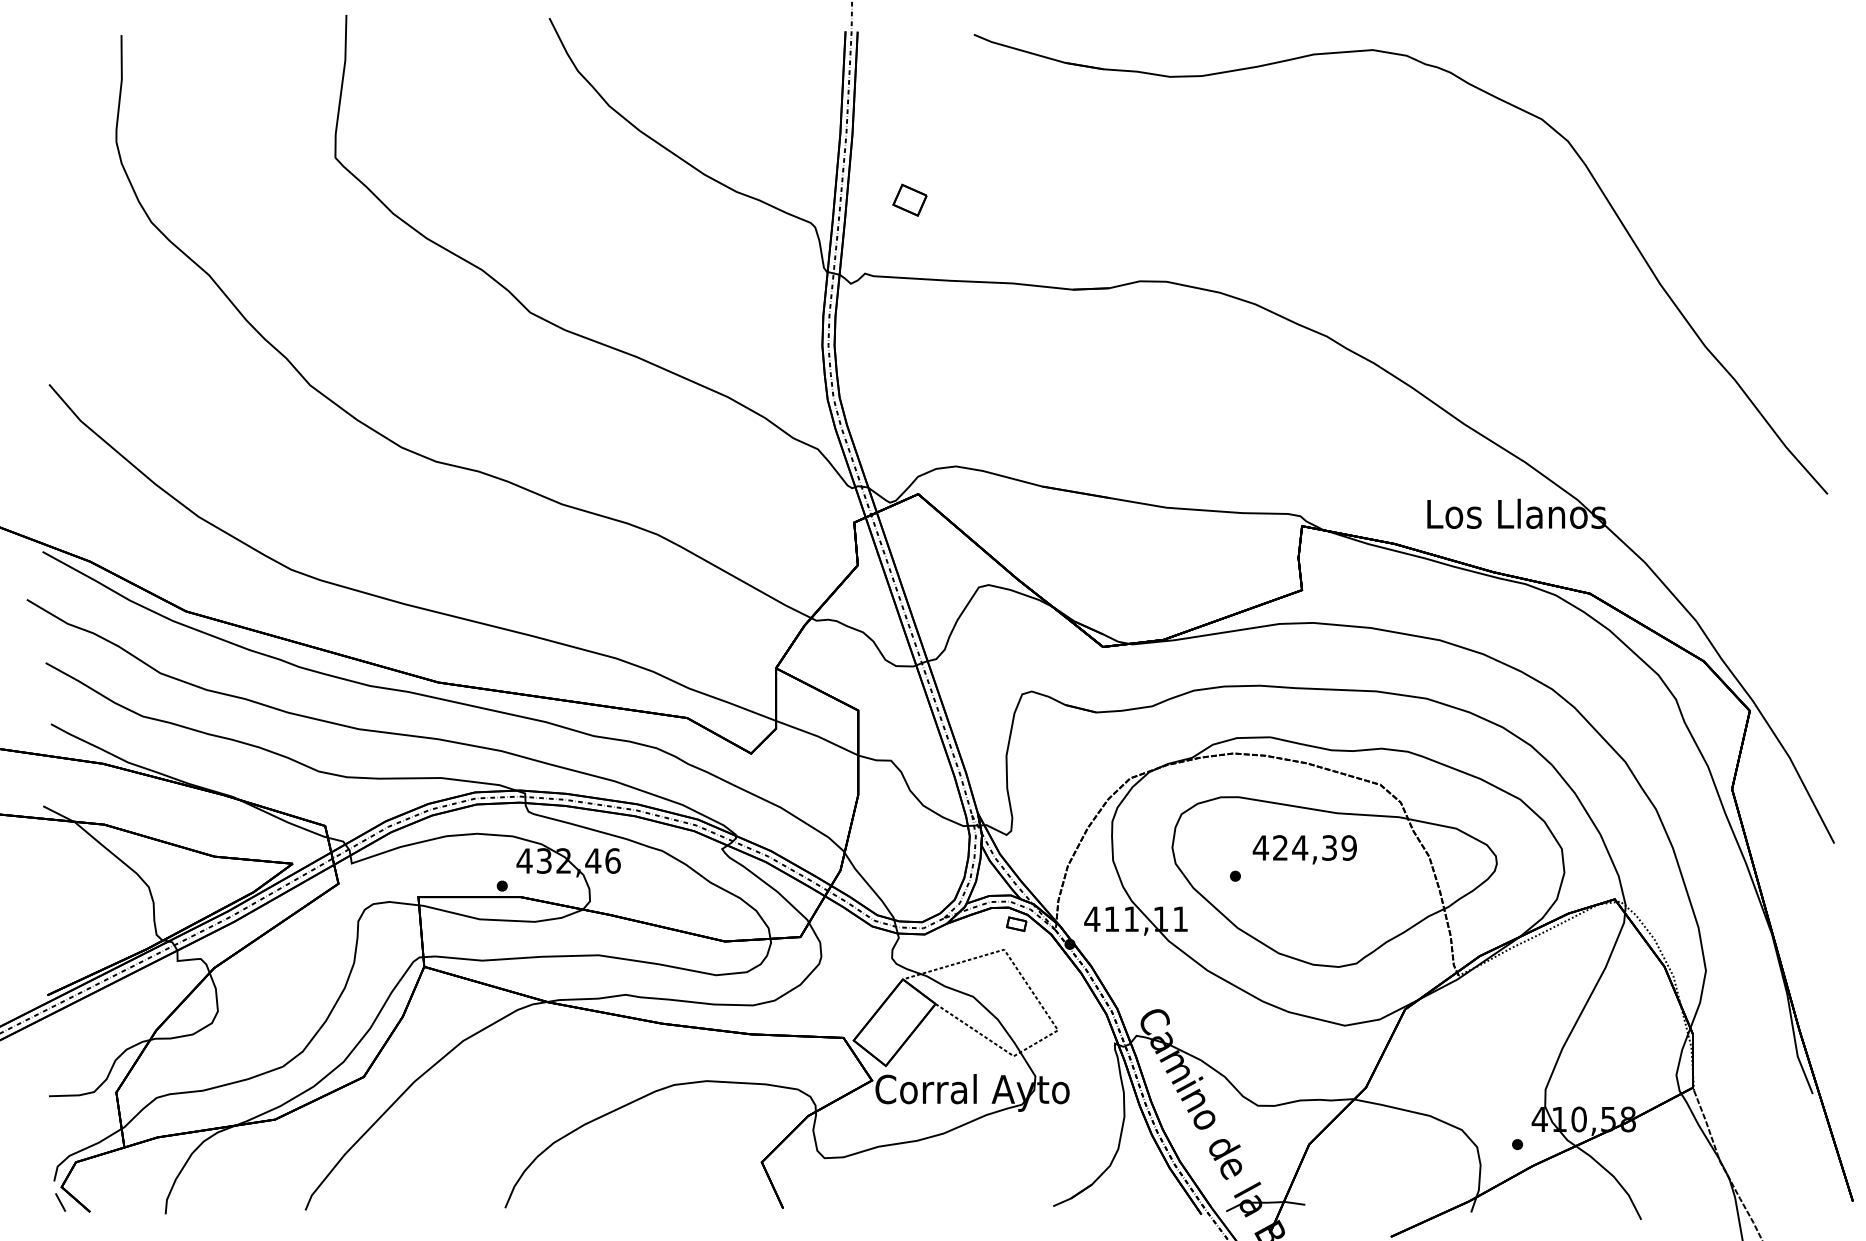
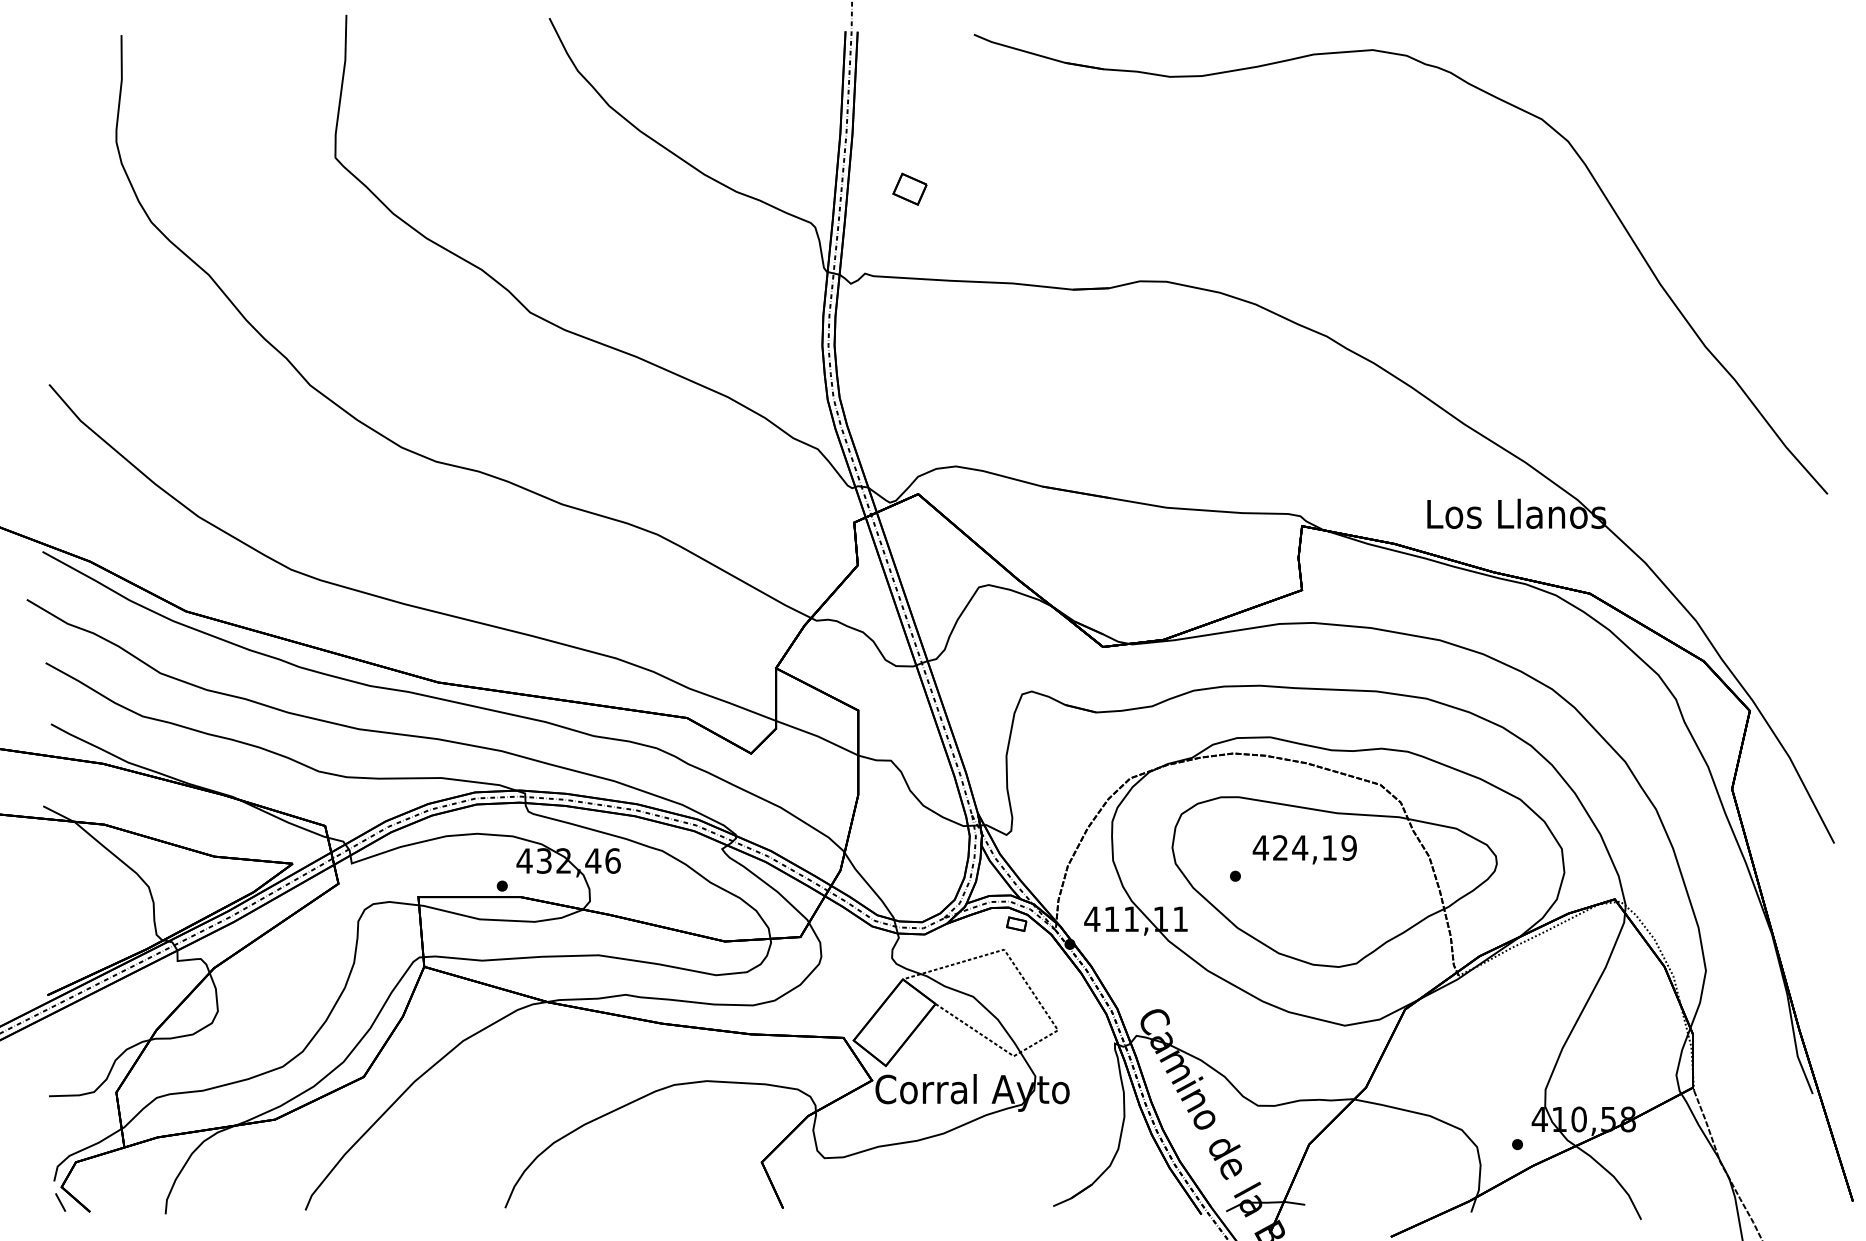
part position: (909, 199) -> (909, 188) (909, 188)
text: 424,39 -> 424,19 (1329, 847)
